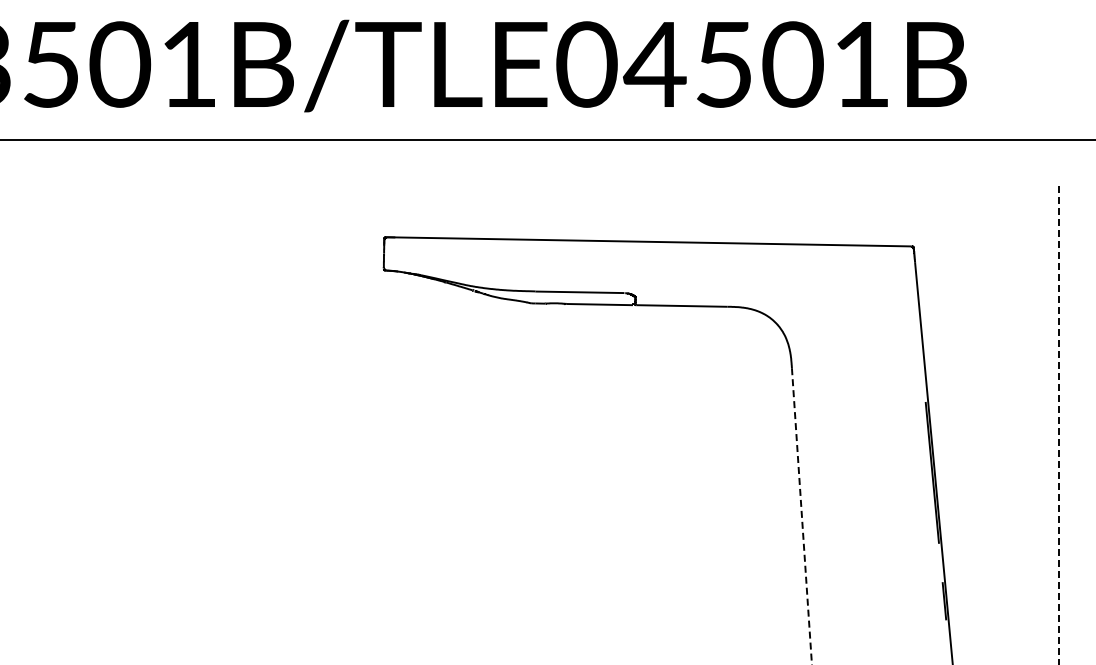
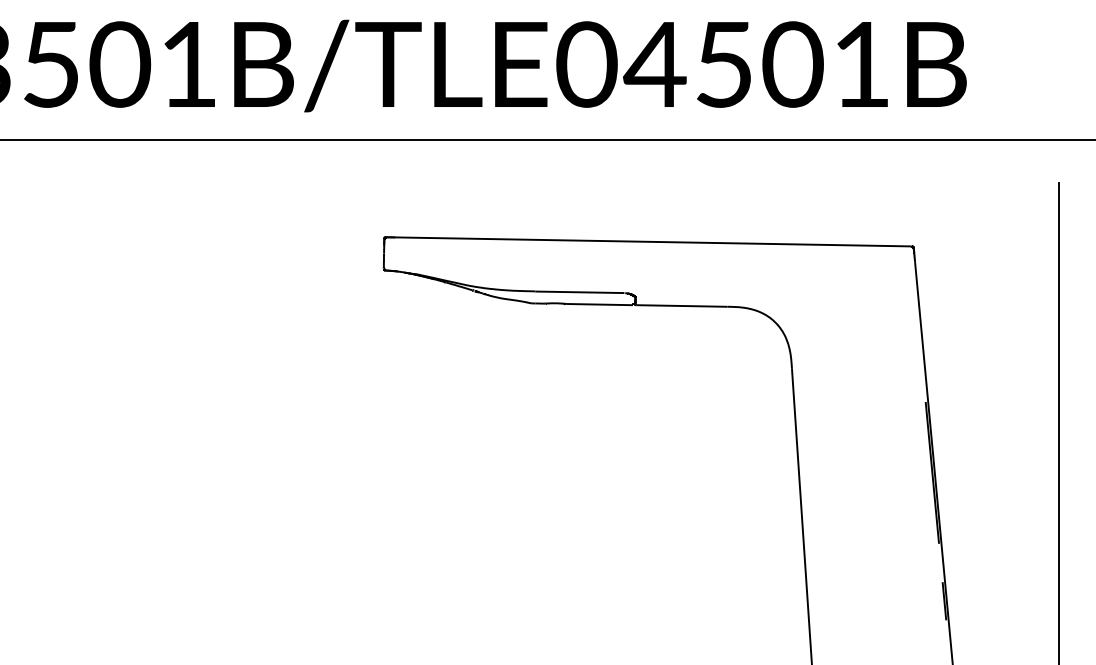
line: dashed -> solid (1059, 423)
line: dashed -> solid (801, 516)
